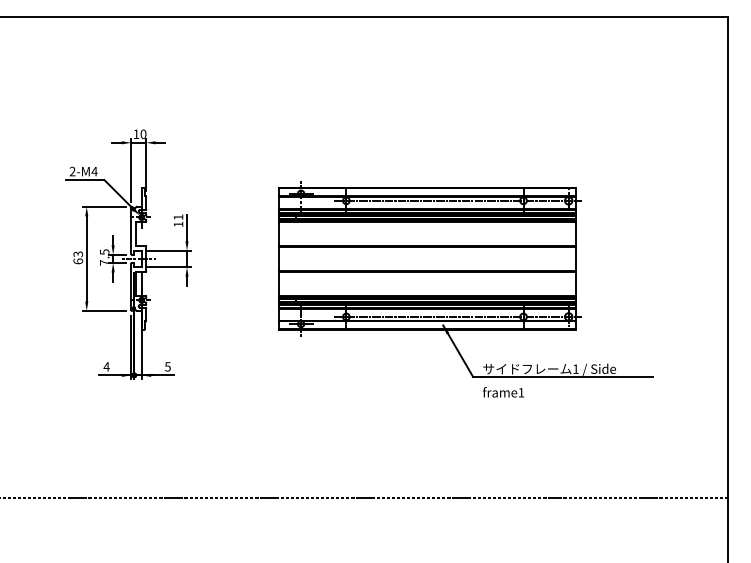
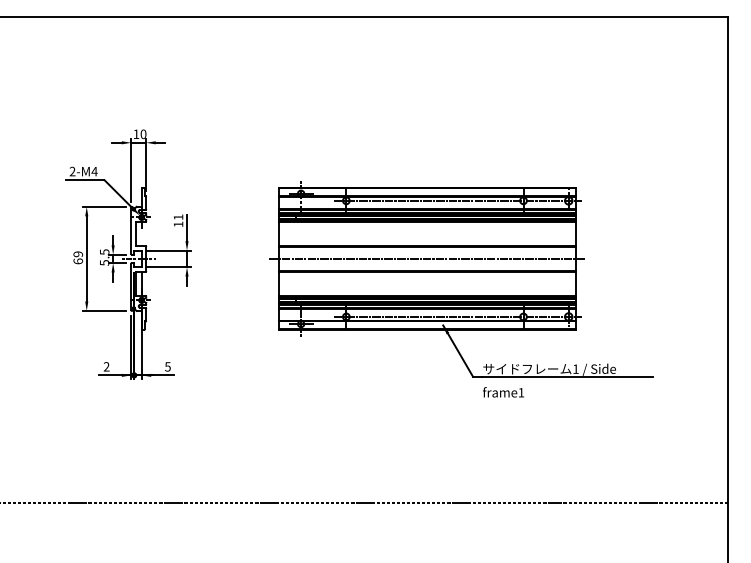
text: 63 -> 69 (77, 254)
line: none -> present (427, 258)
text: 7.5 -> 5.5 (104, 262)
text: 4 -> 2 (106, 366)
line position: (365, 497) -> (365, 502) (365, 502)
